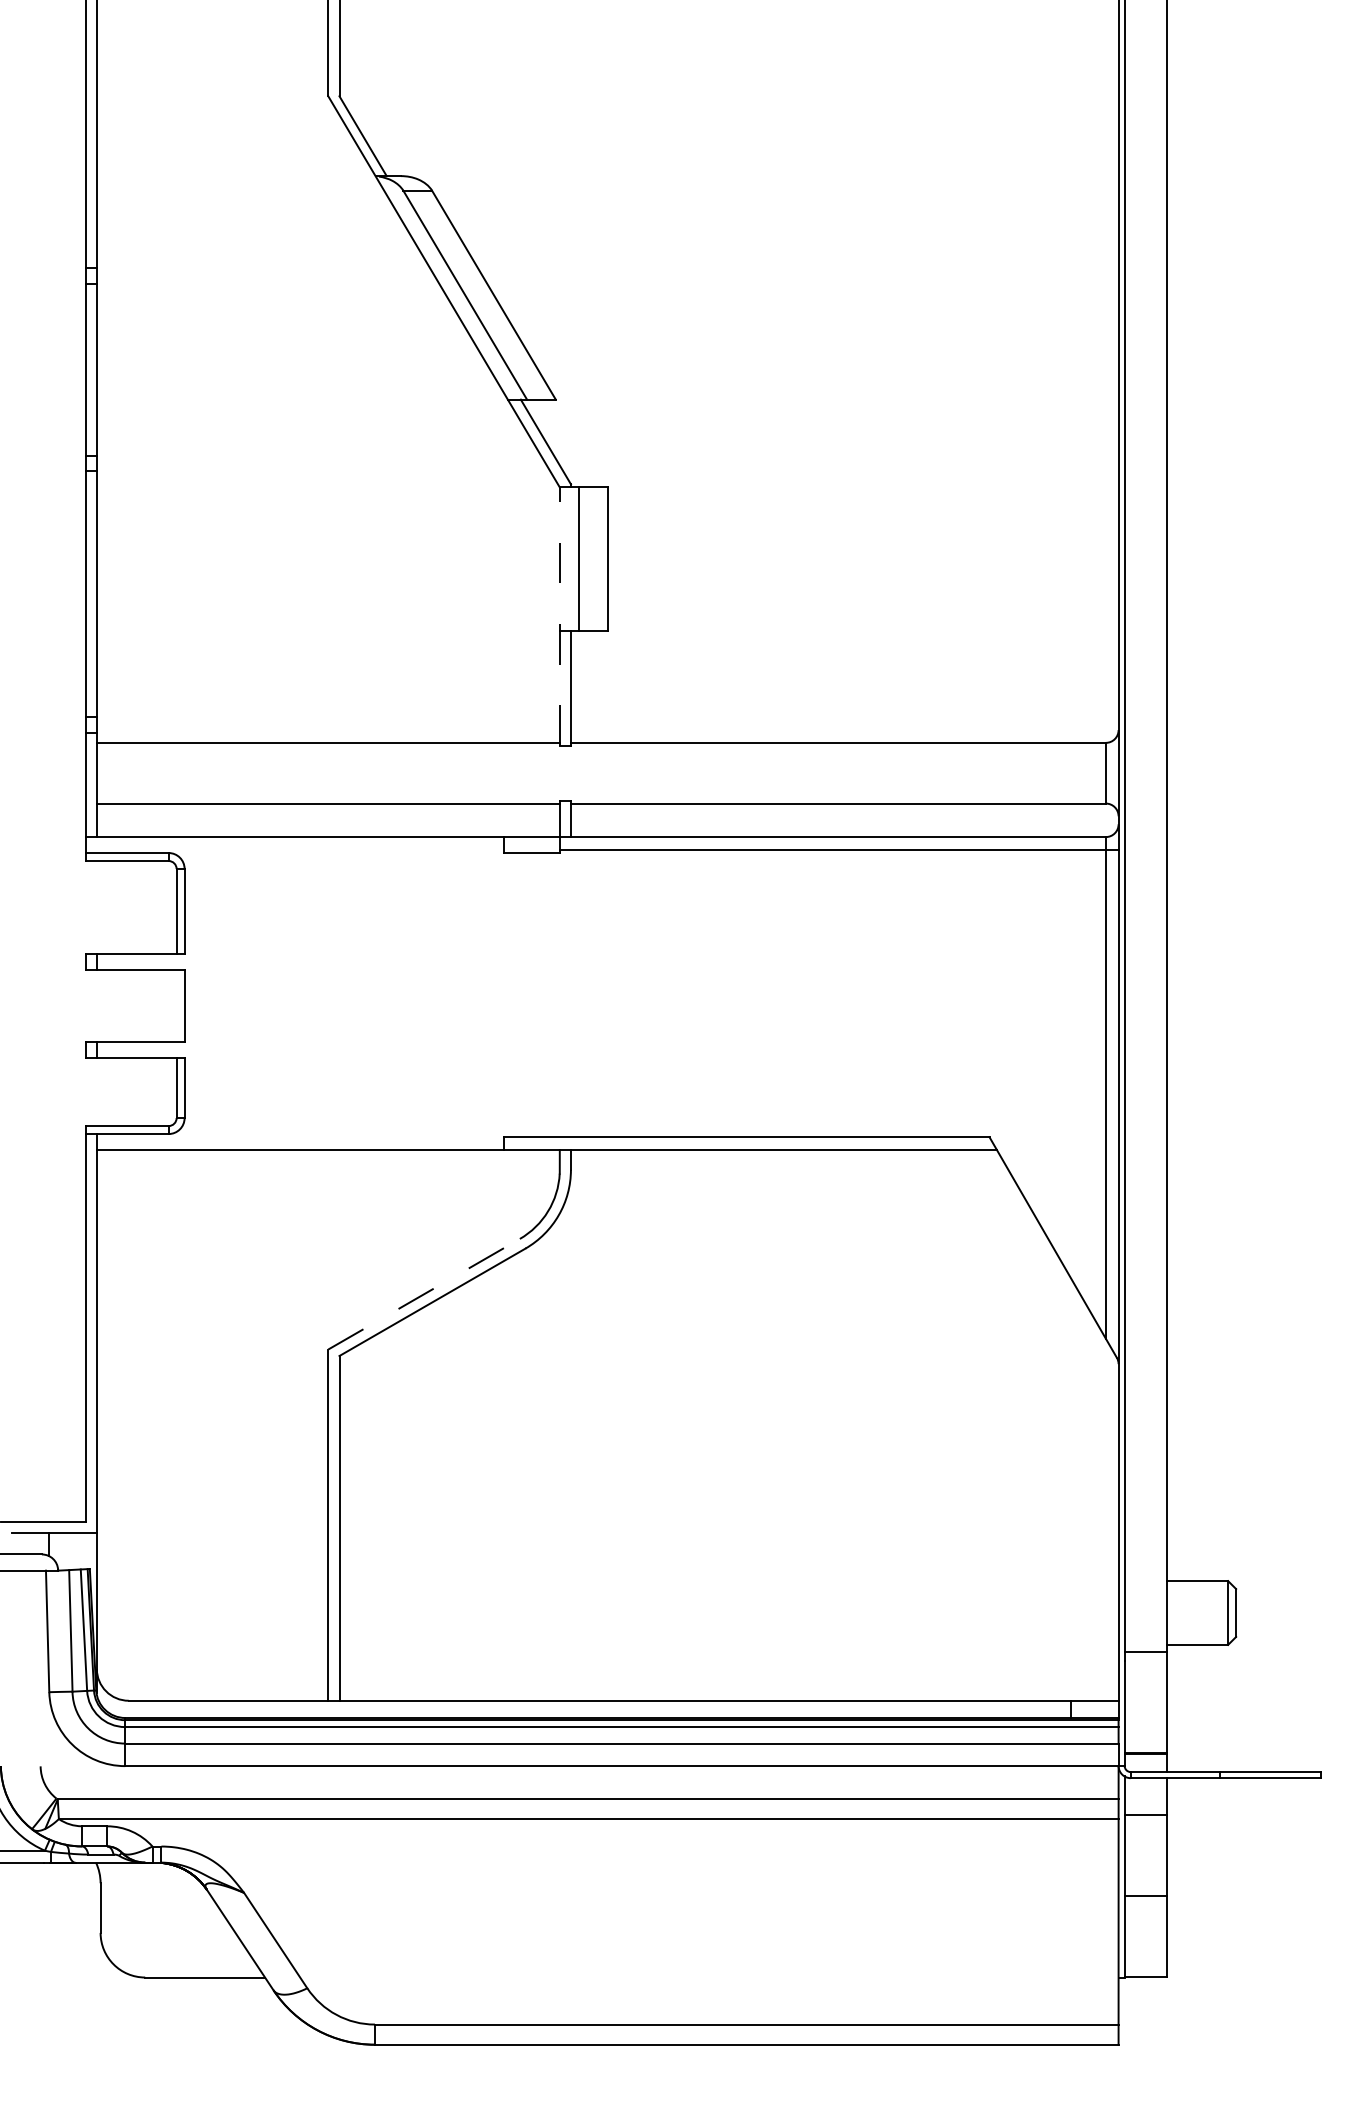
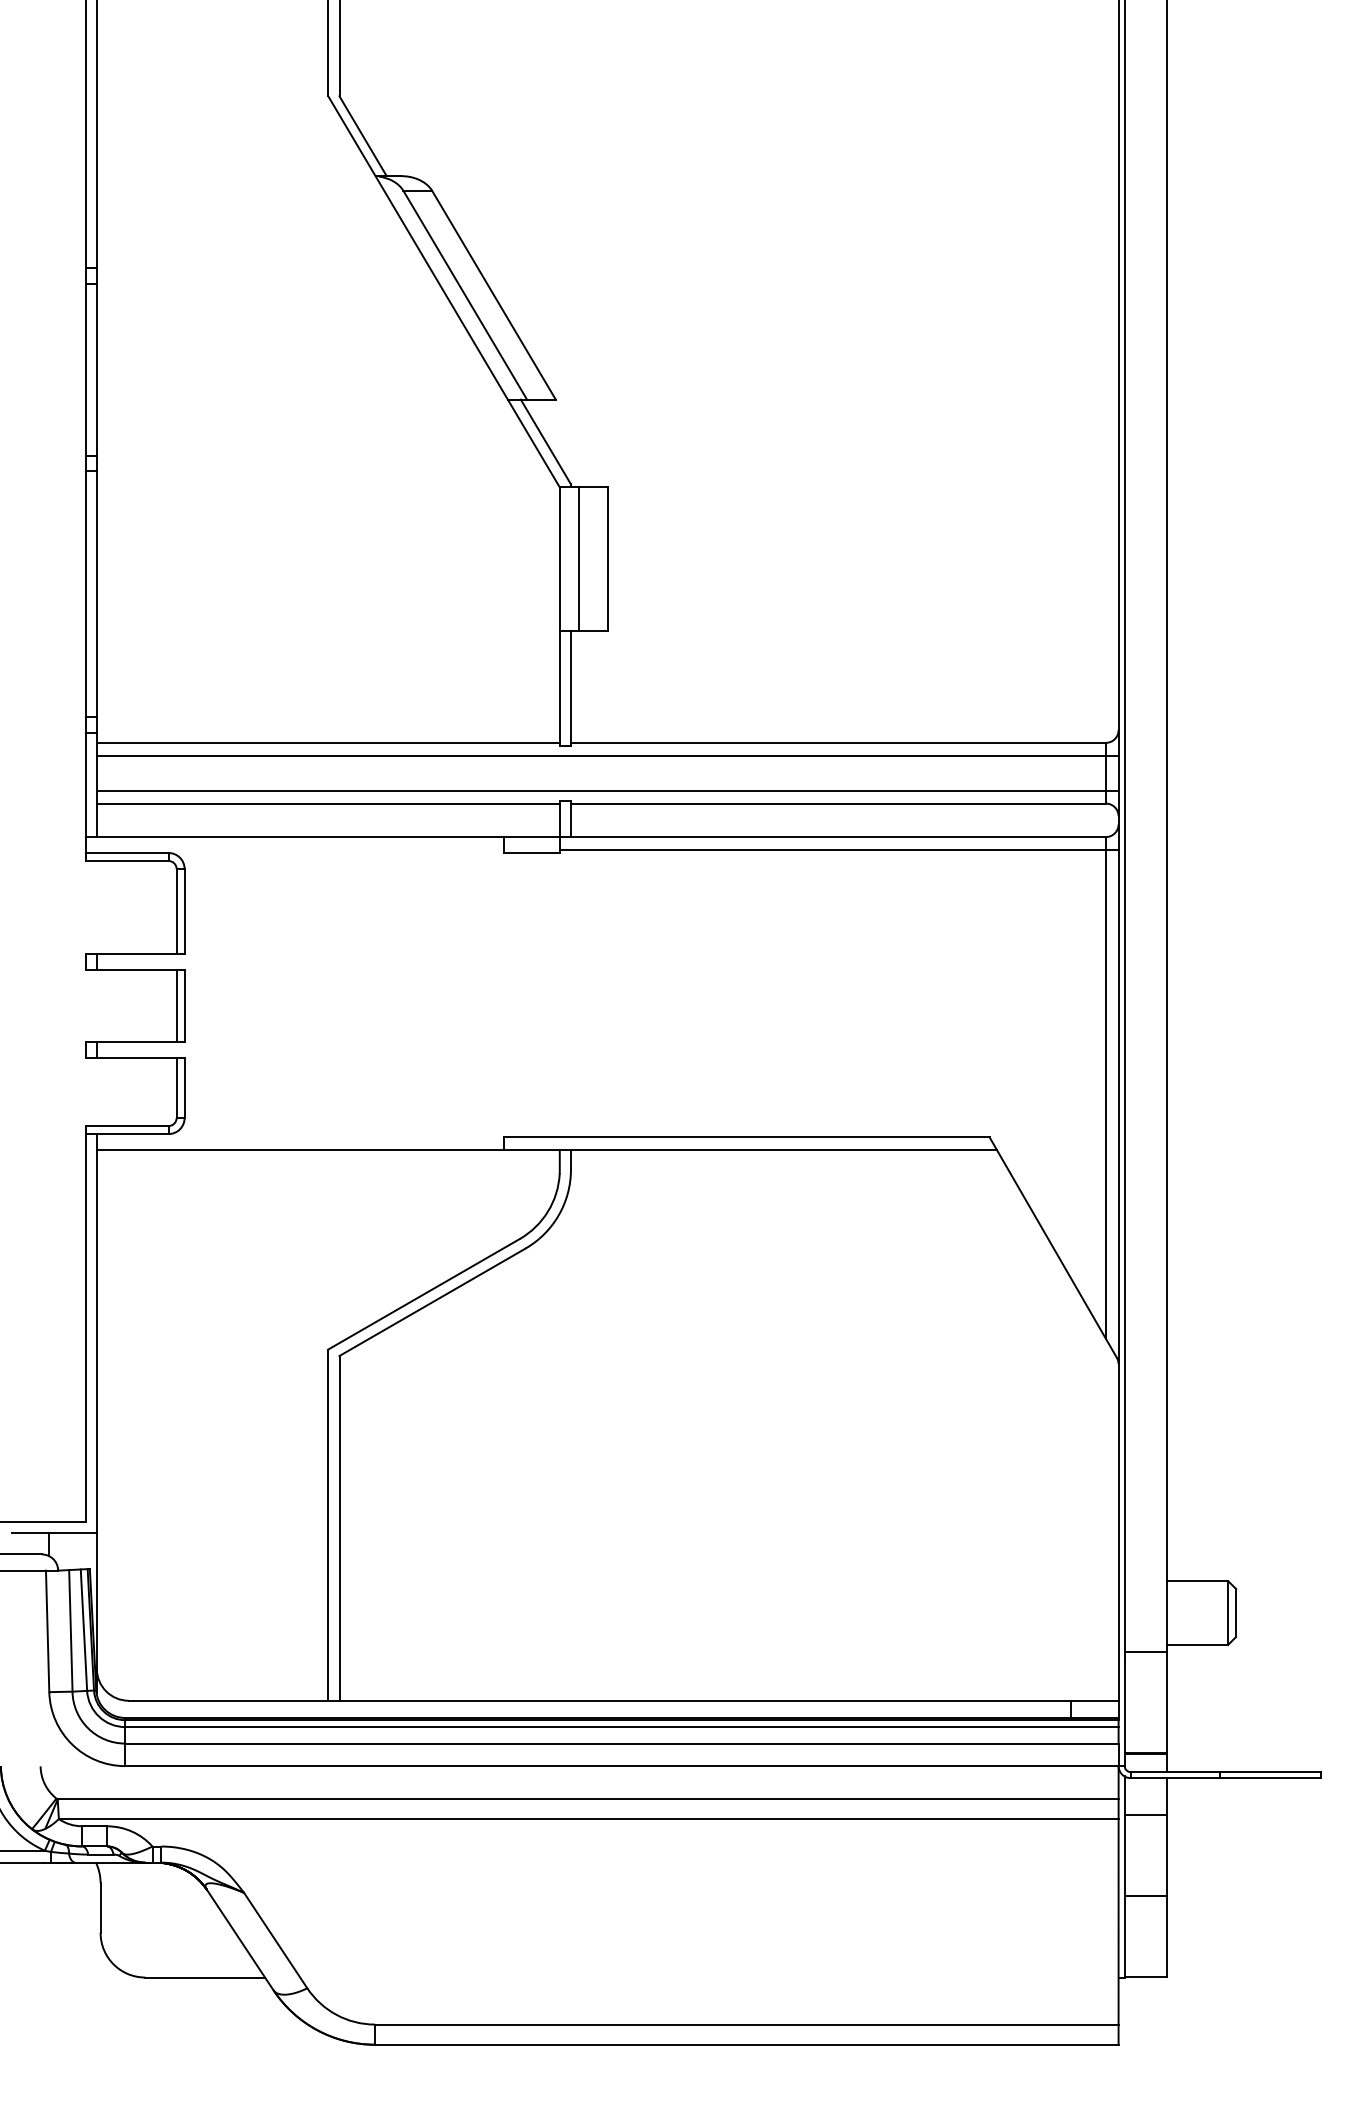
line: dashed -> solid (559, 616)
line: none -> present (607, 755)
line: none -> present (607, 790)
line: none -> present (176, 1006)
line: dashed -> solid (424, 1294)
